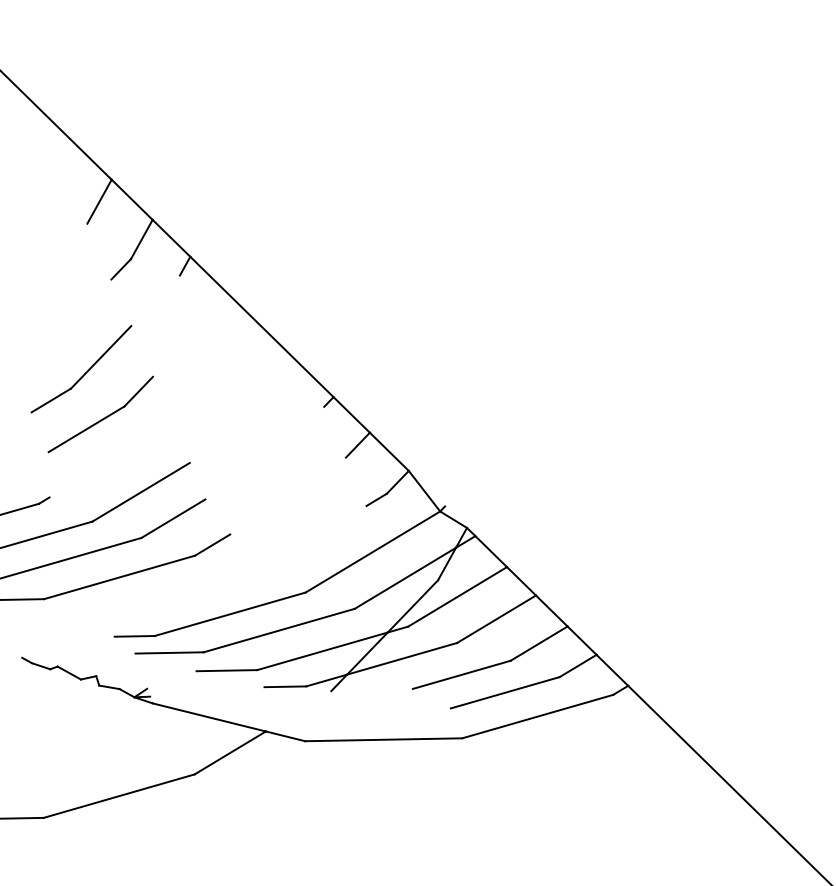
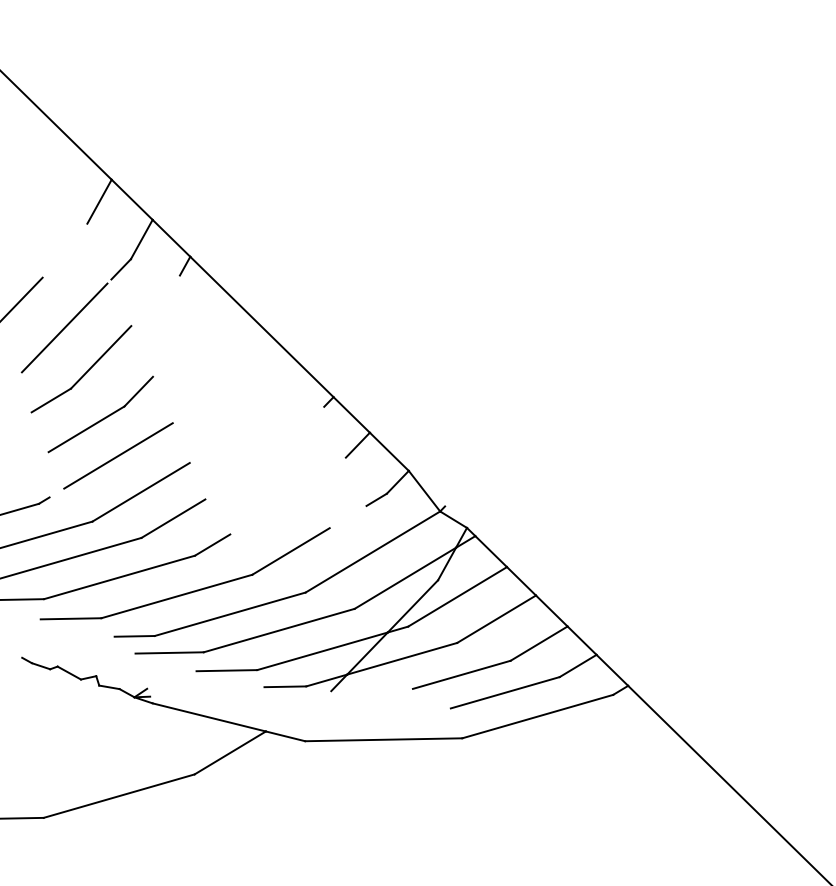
line: none -> present (22, 298)
line: none -> present (64, 327)
line: none -> present (118, 455)
part: none -> present (189, 591)
